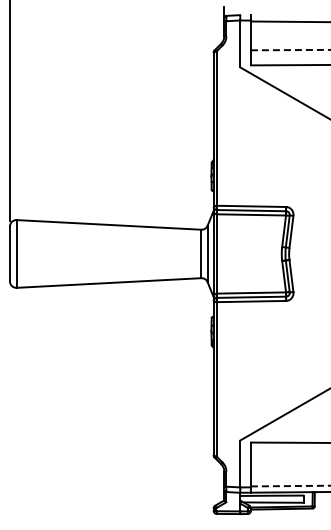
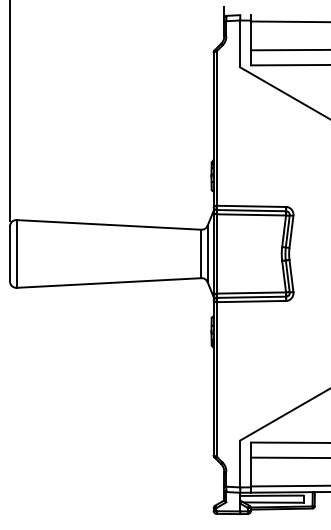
line: dashed -> solid (290, 50)
line: none -> present (288, 457)
line: dashed -> solid (290, 486)
